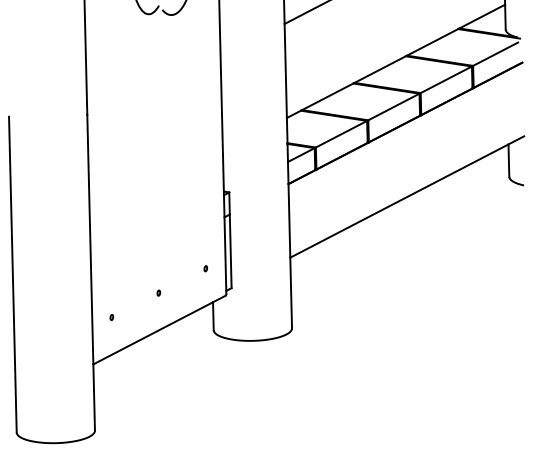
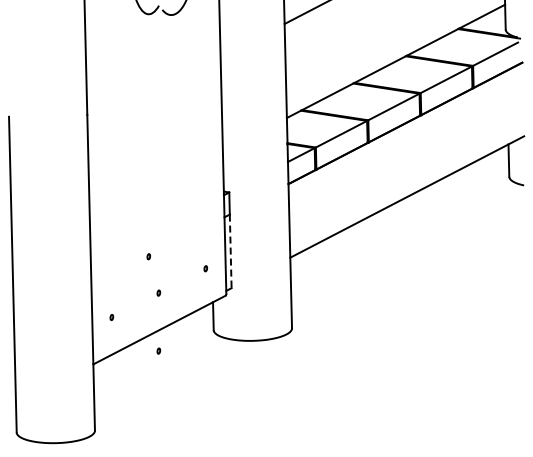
line: solid -> dashed (230, 251)
part: none -> present (148, 256)
part: none -> present (158, 350)
